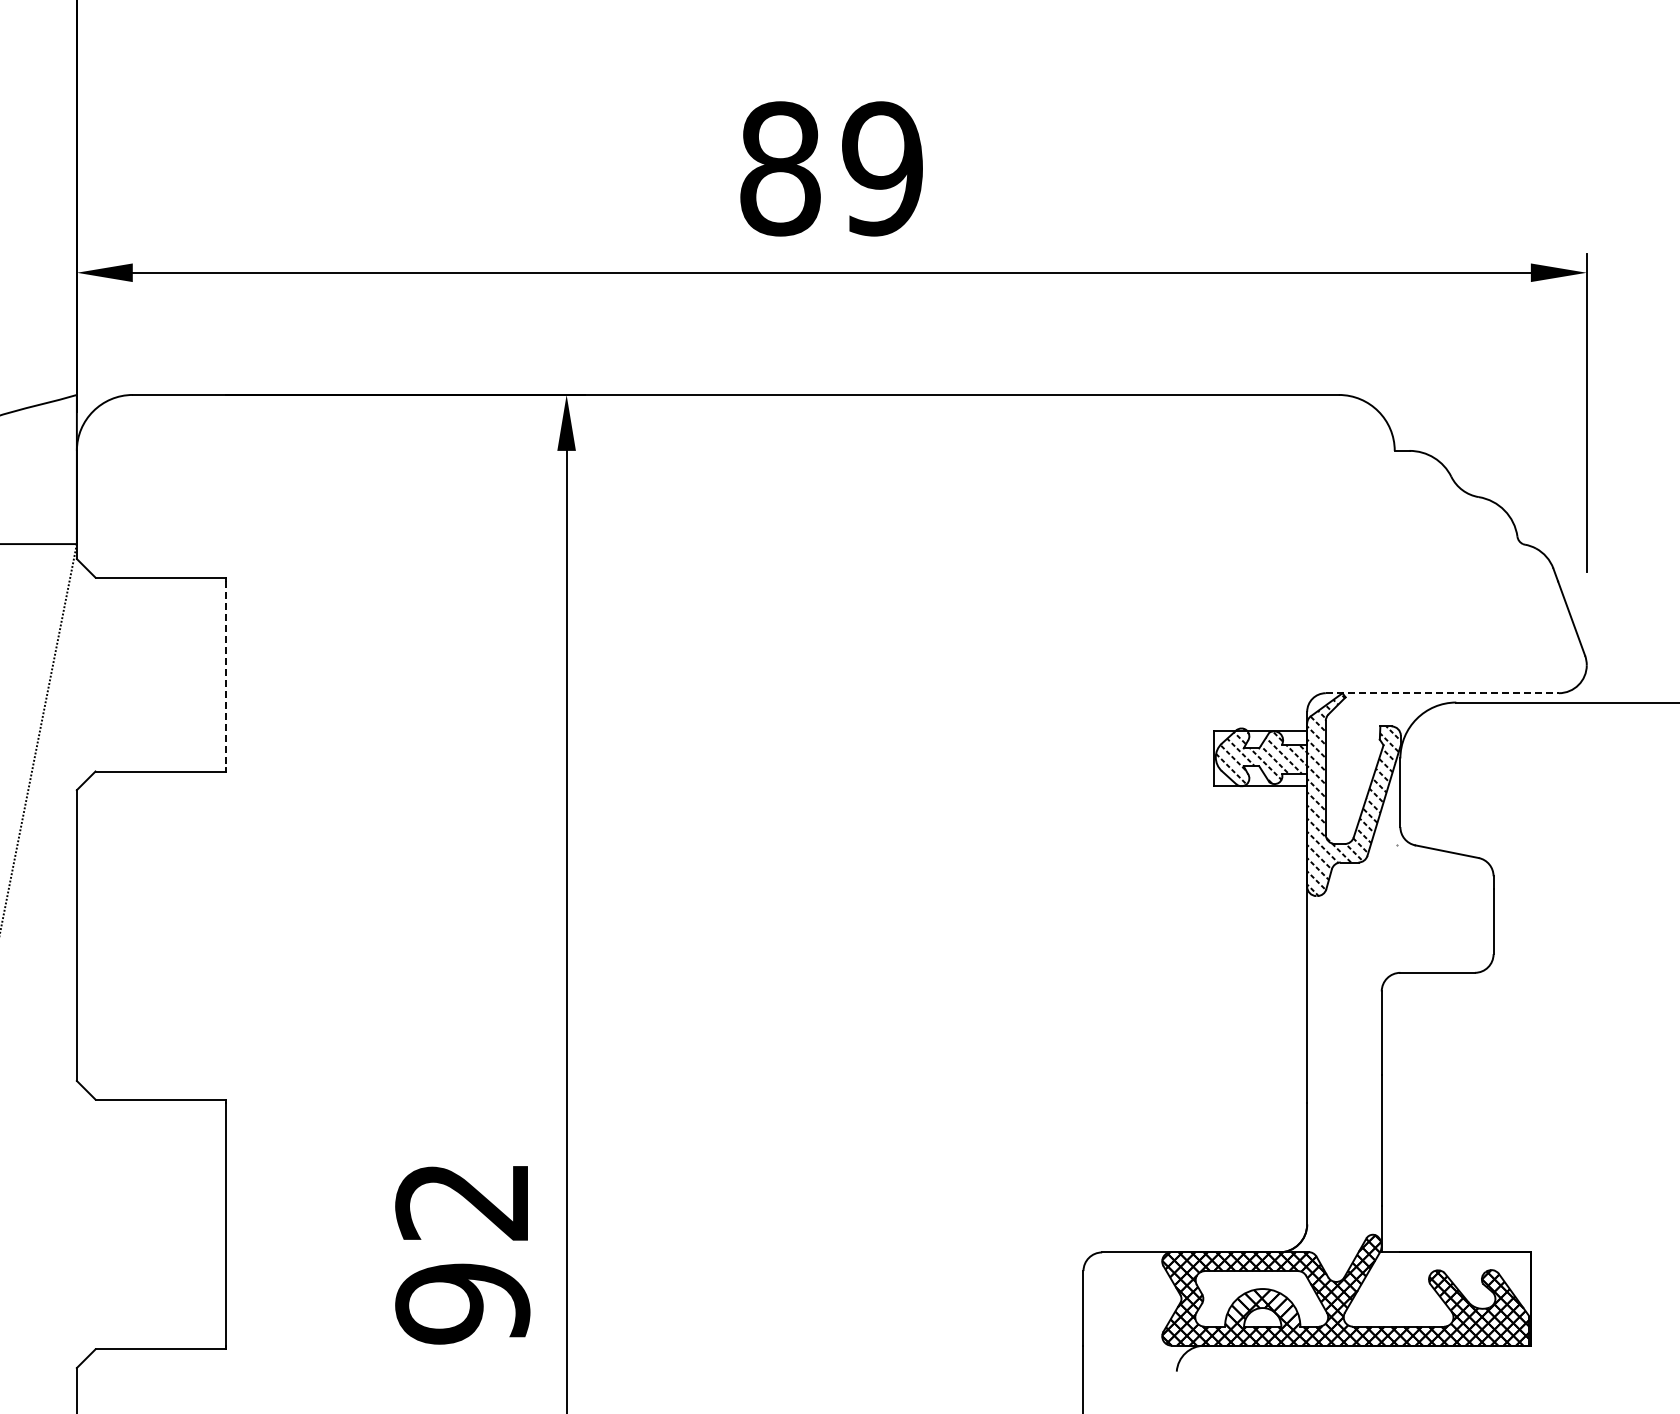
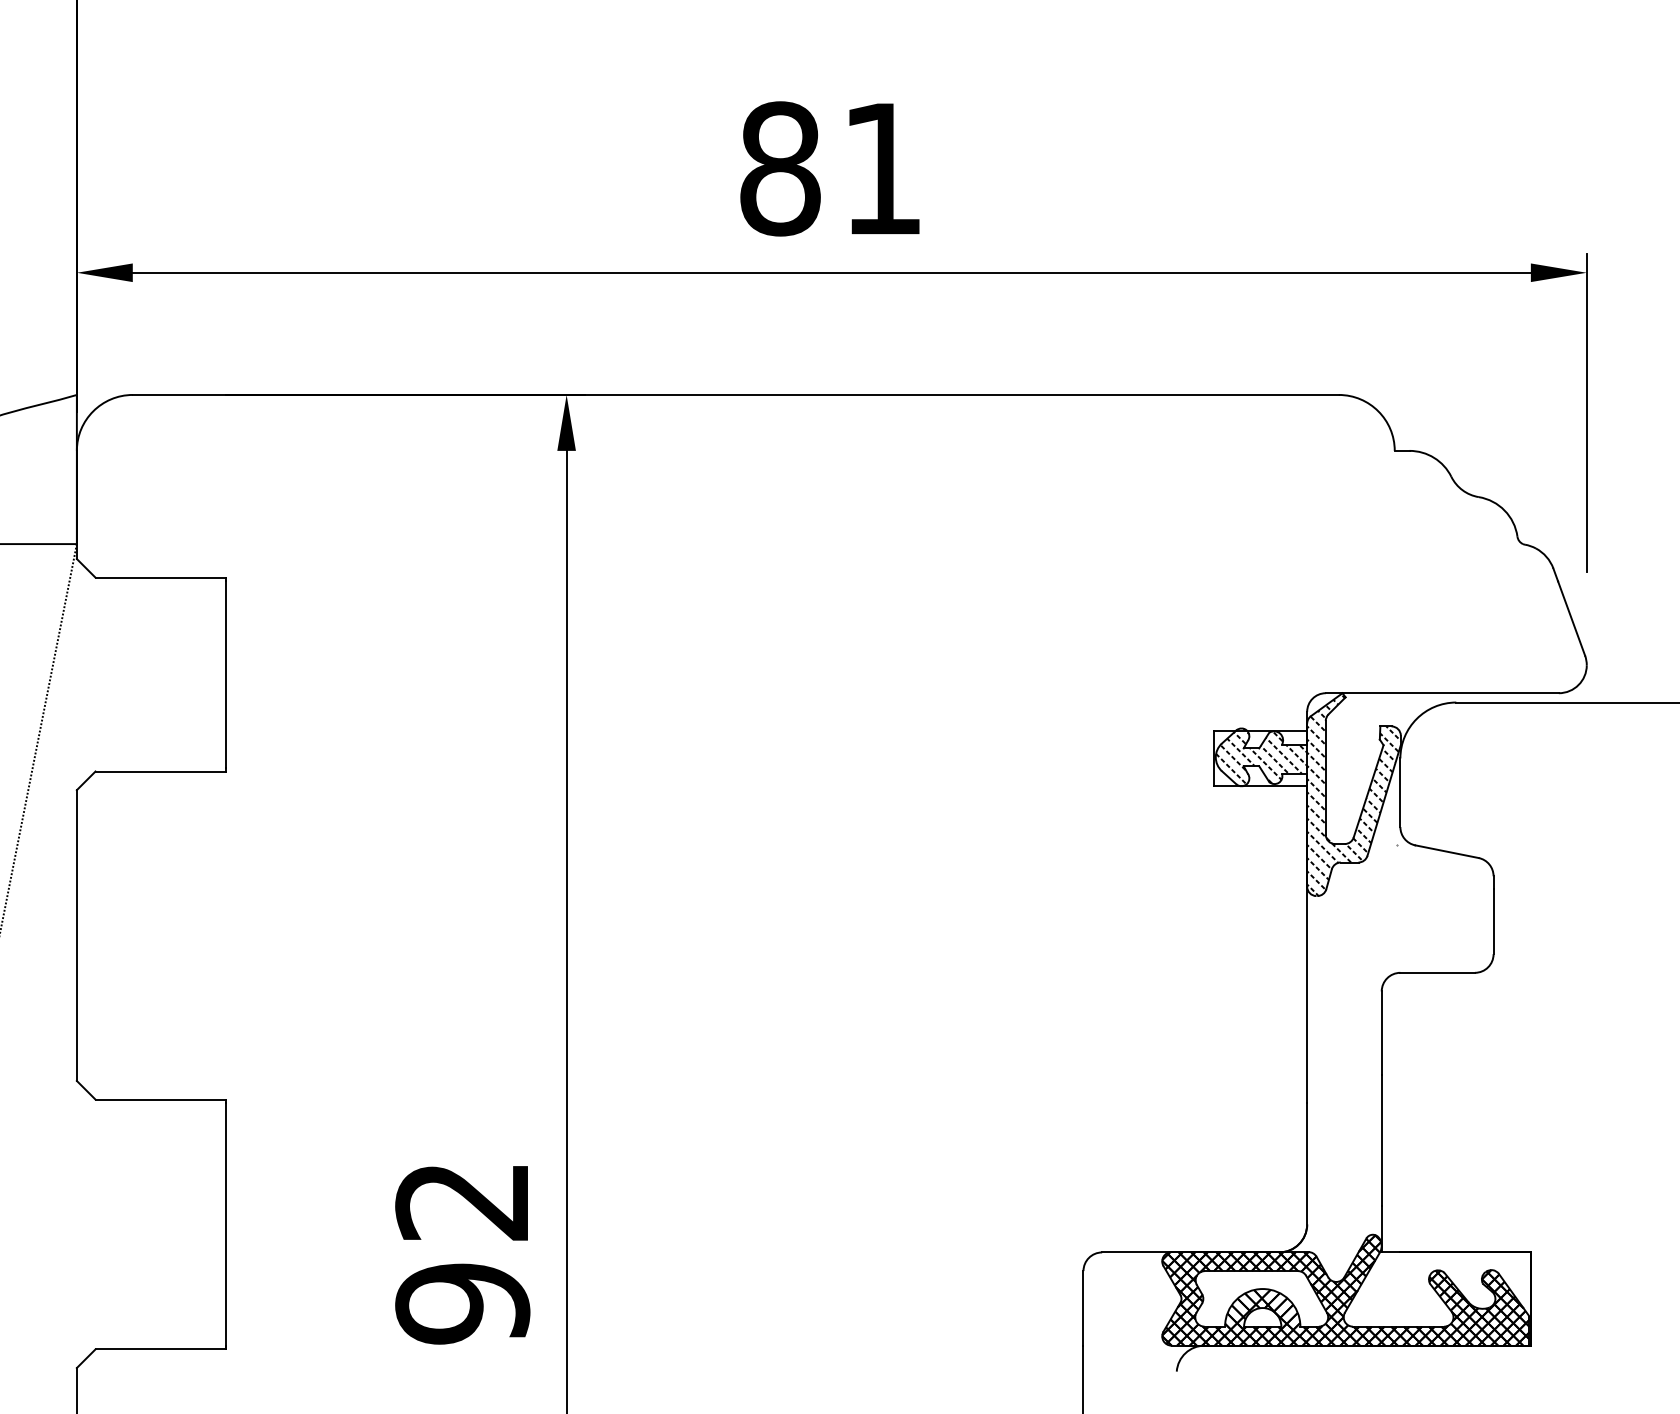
text: 89 -> 81 (882, 168)
line: dashed -> solid (226, 675)
line: dashed -> solid (1442, 693)
